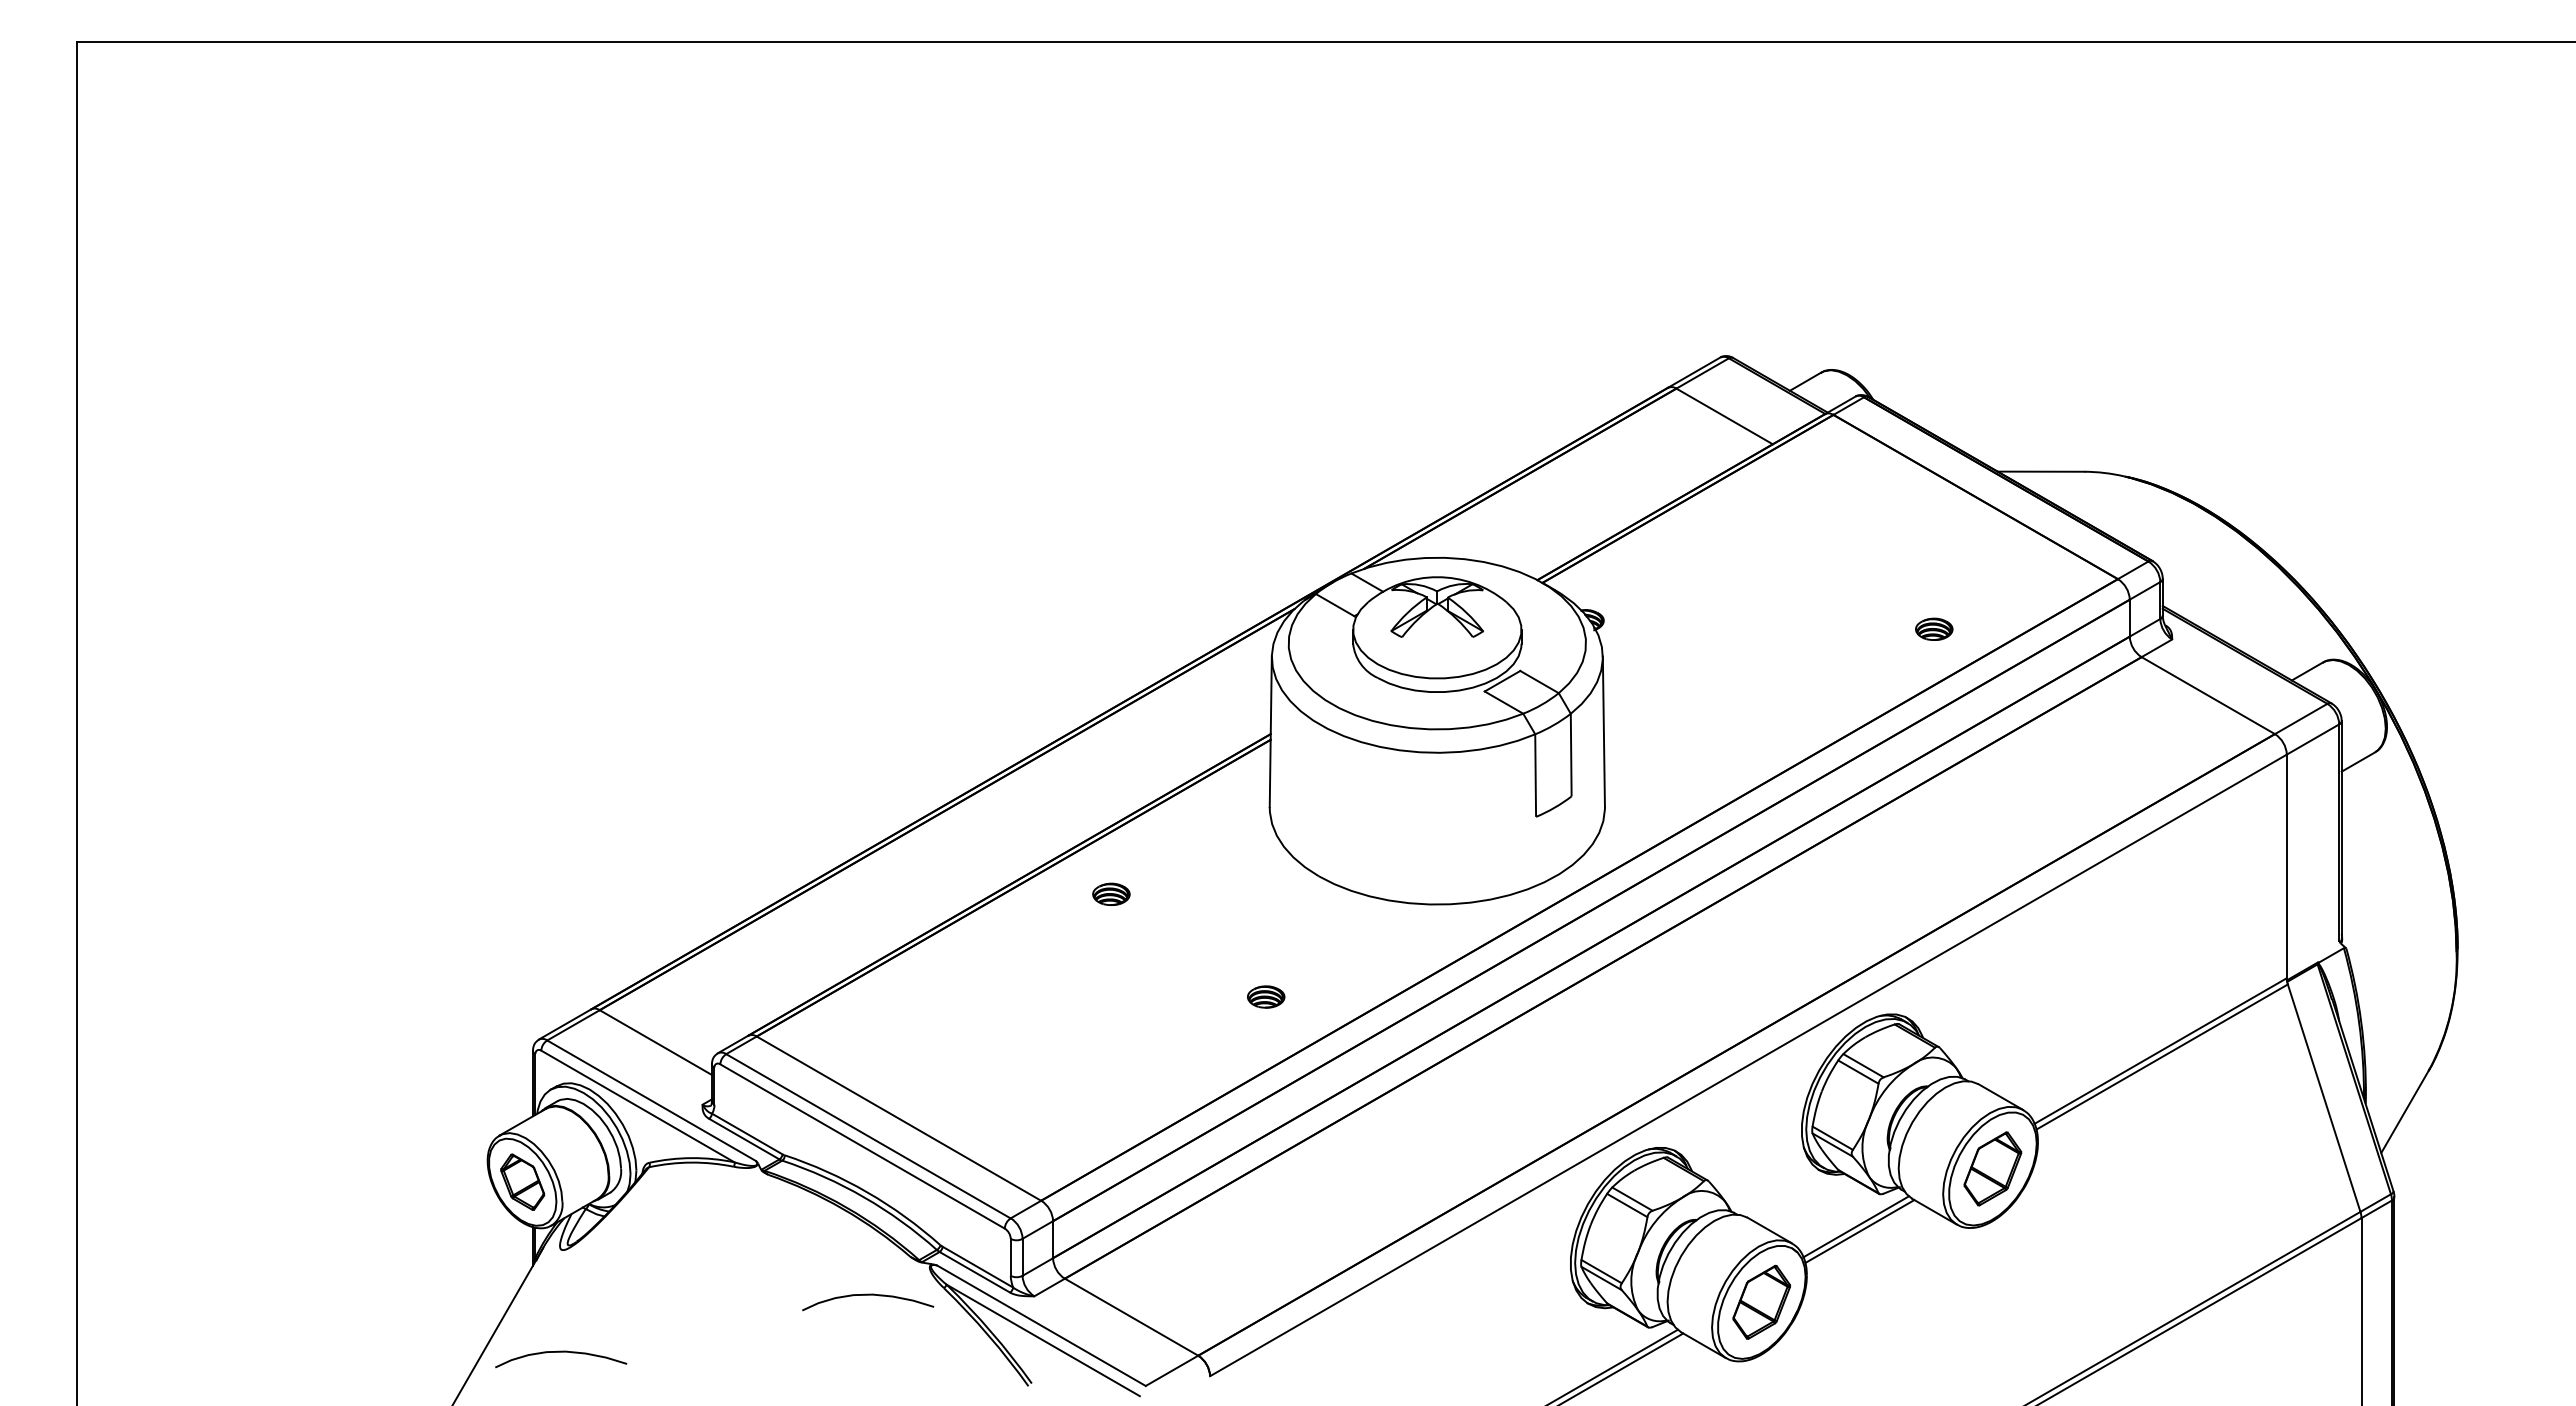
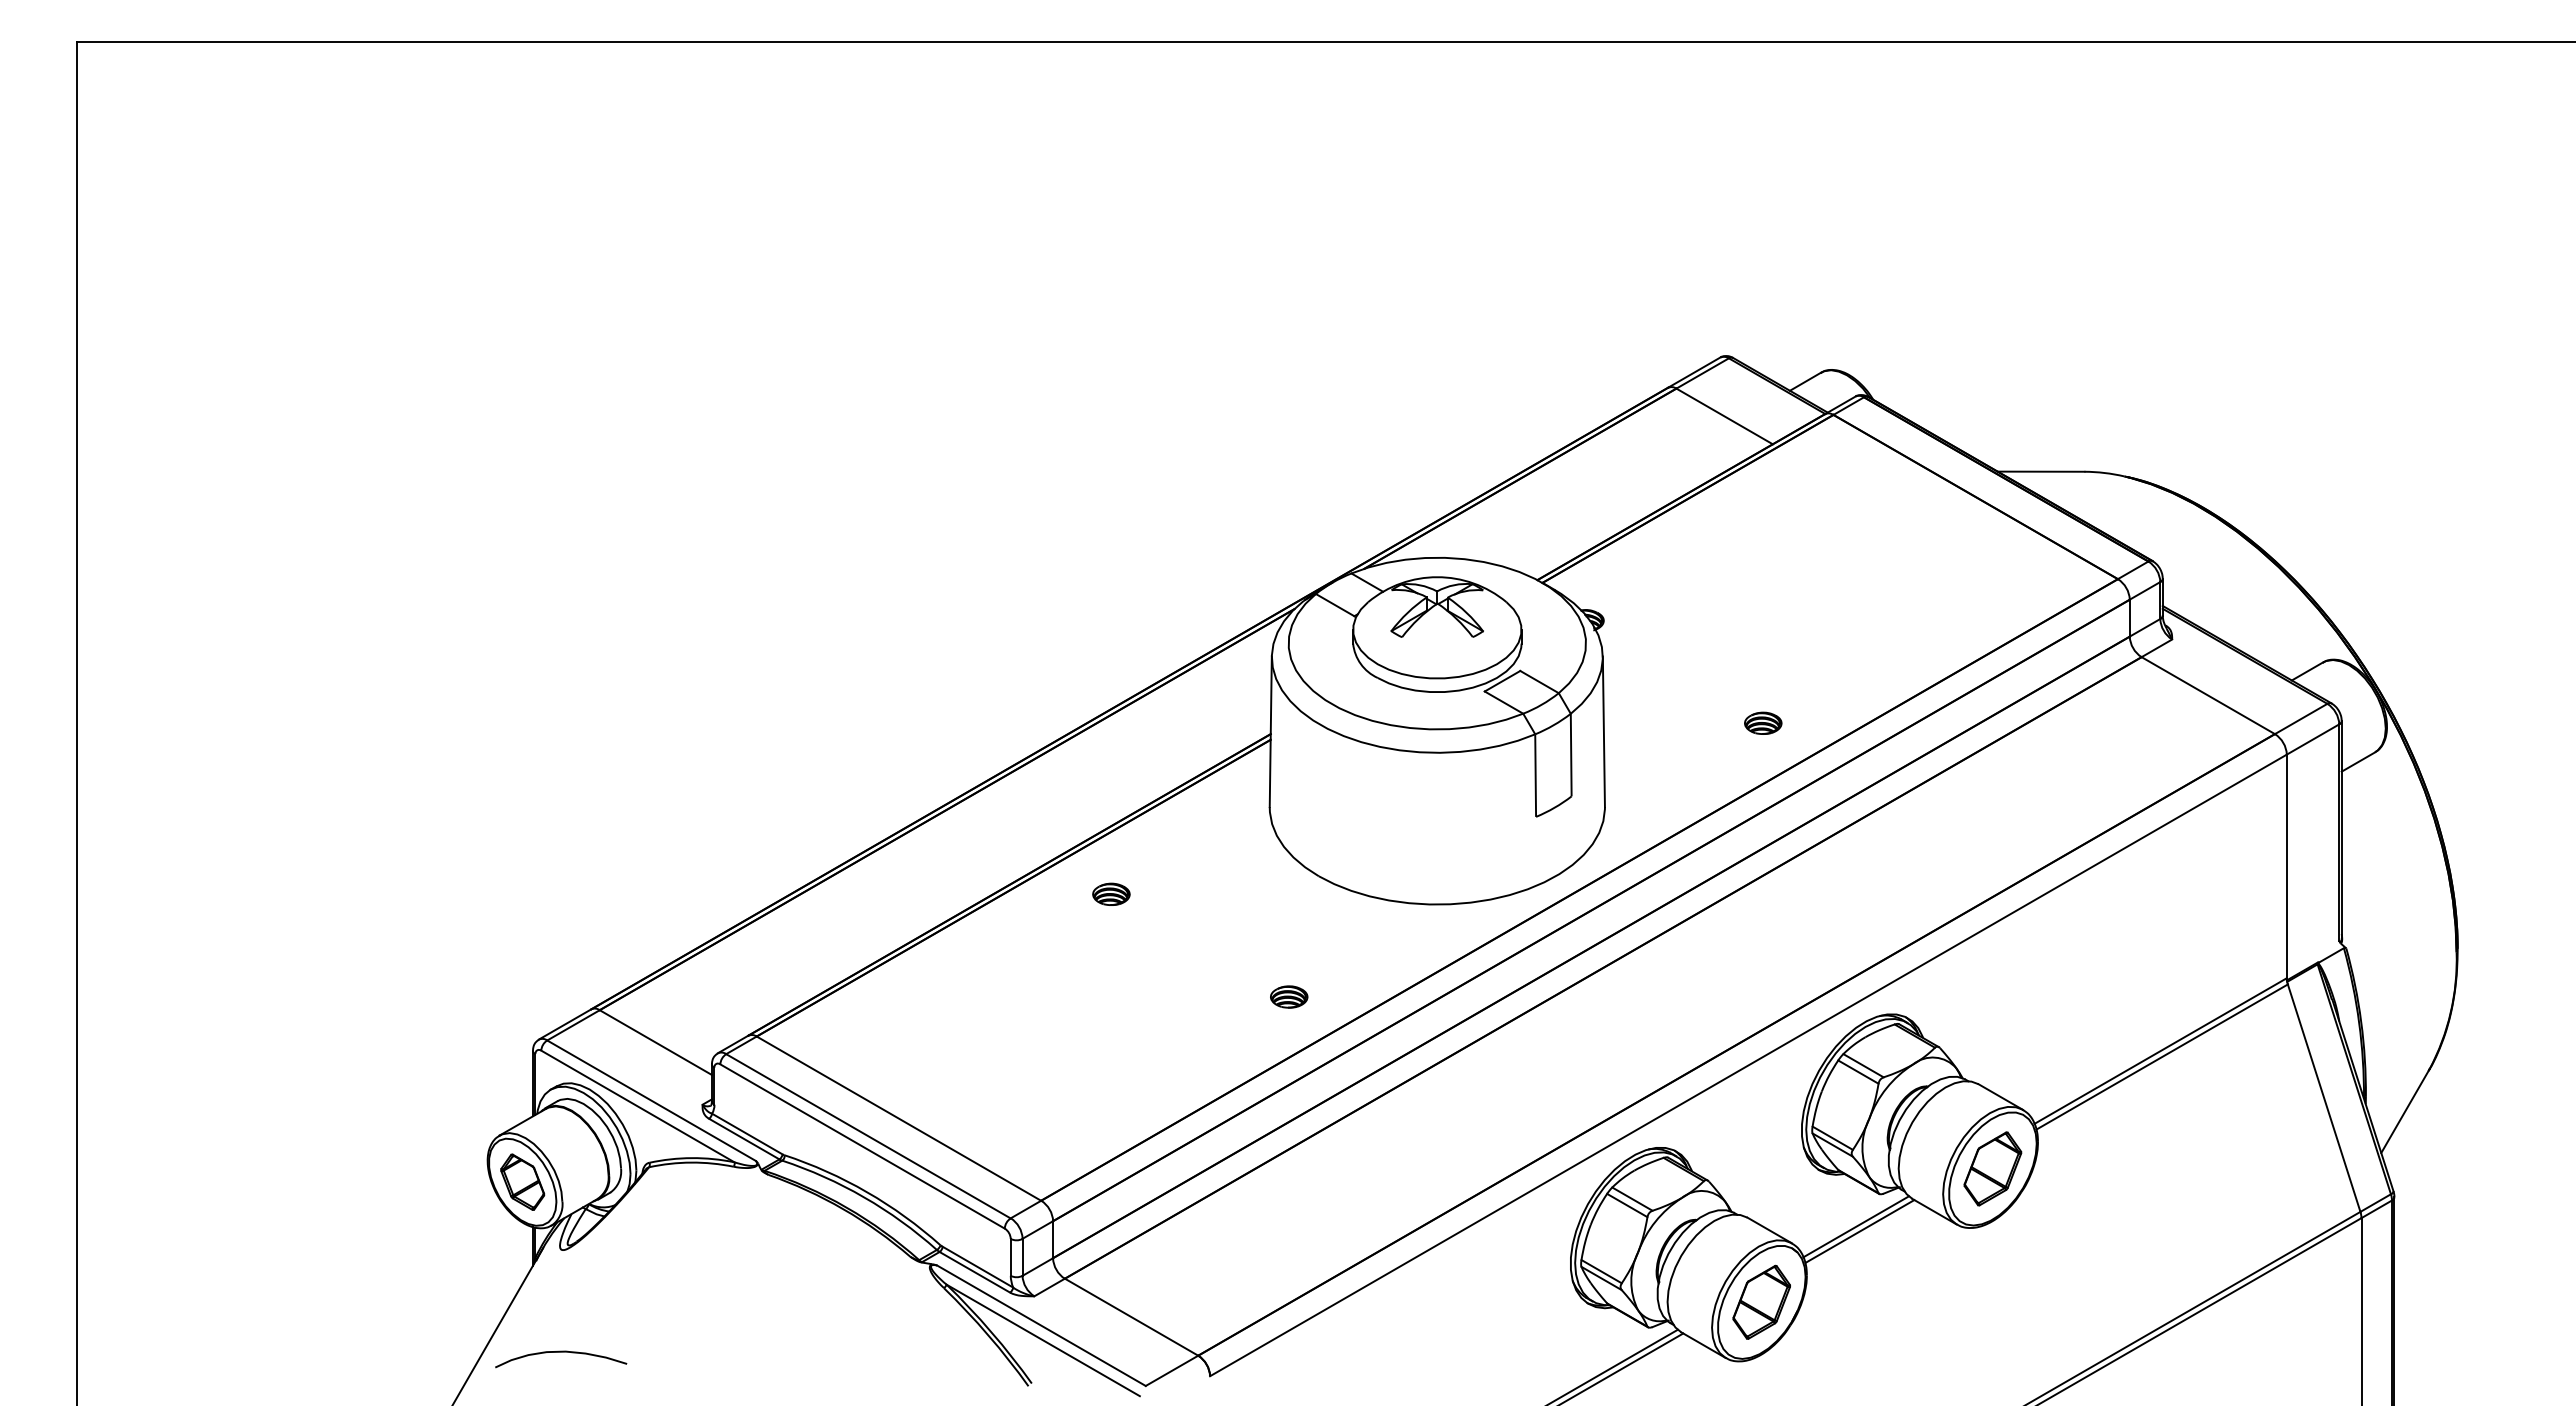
part position: (1934, 628) -> (1763, 722) (1763, 722)
part position: (1266, 996) -> (1289, 996) (1289, 996)
curve: present -> none (868, 1295)
